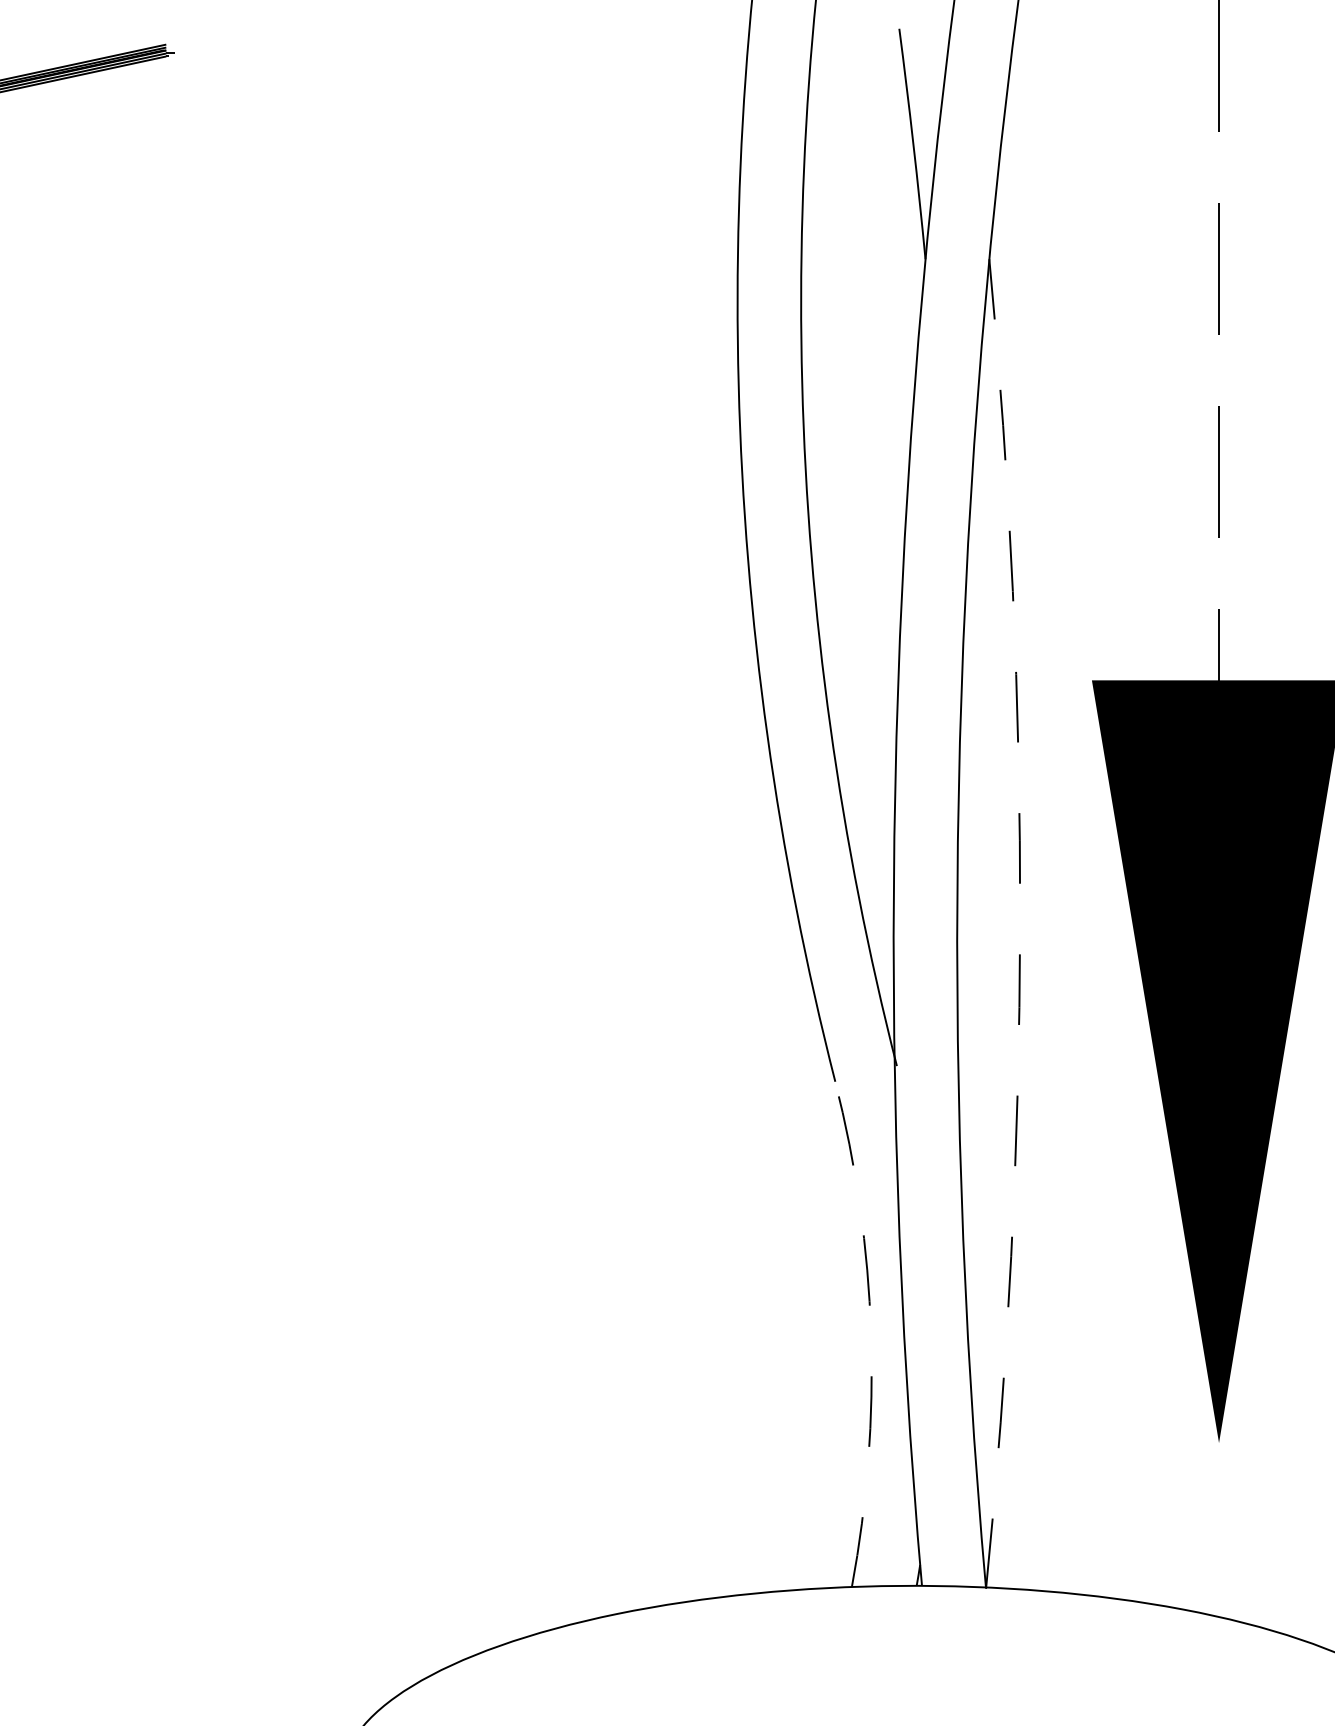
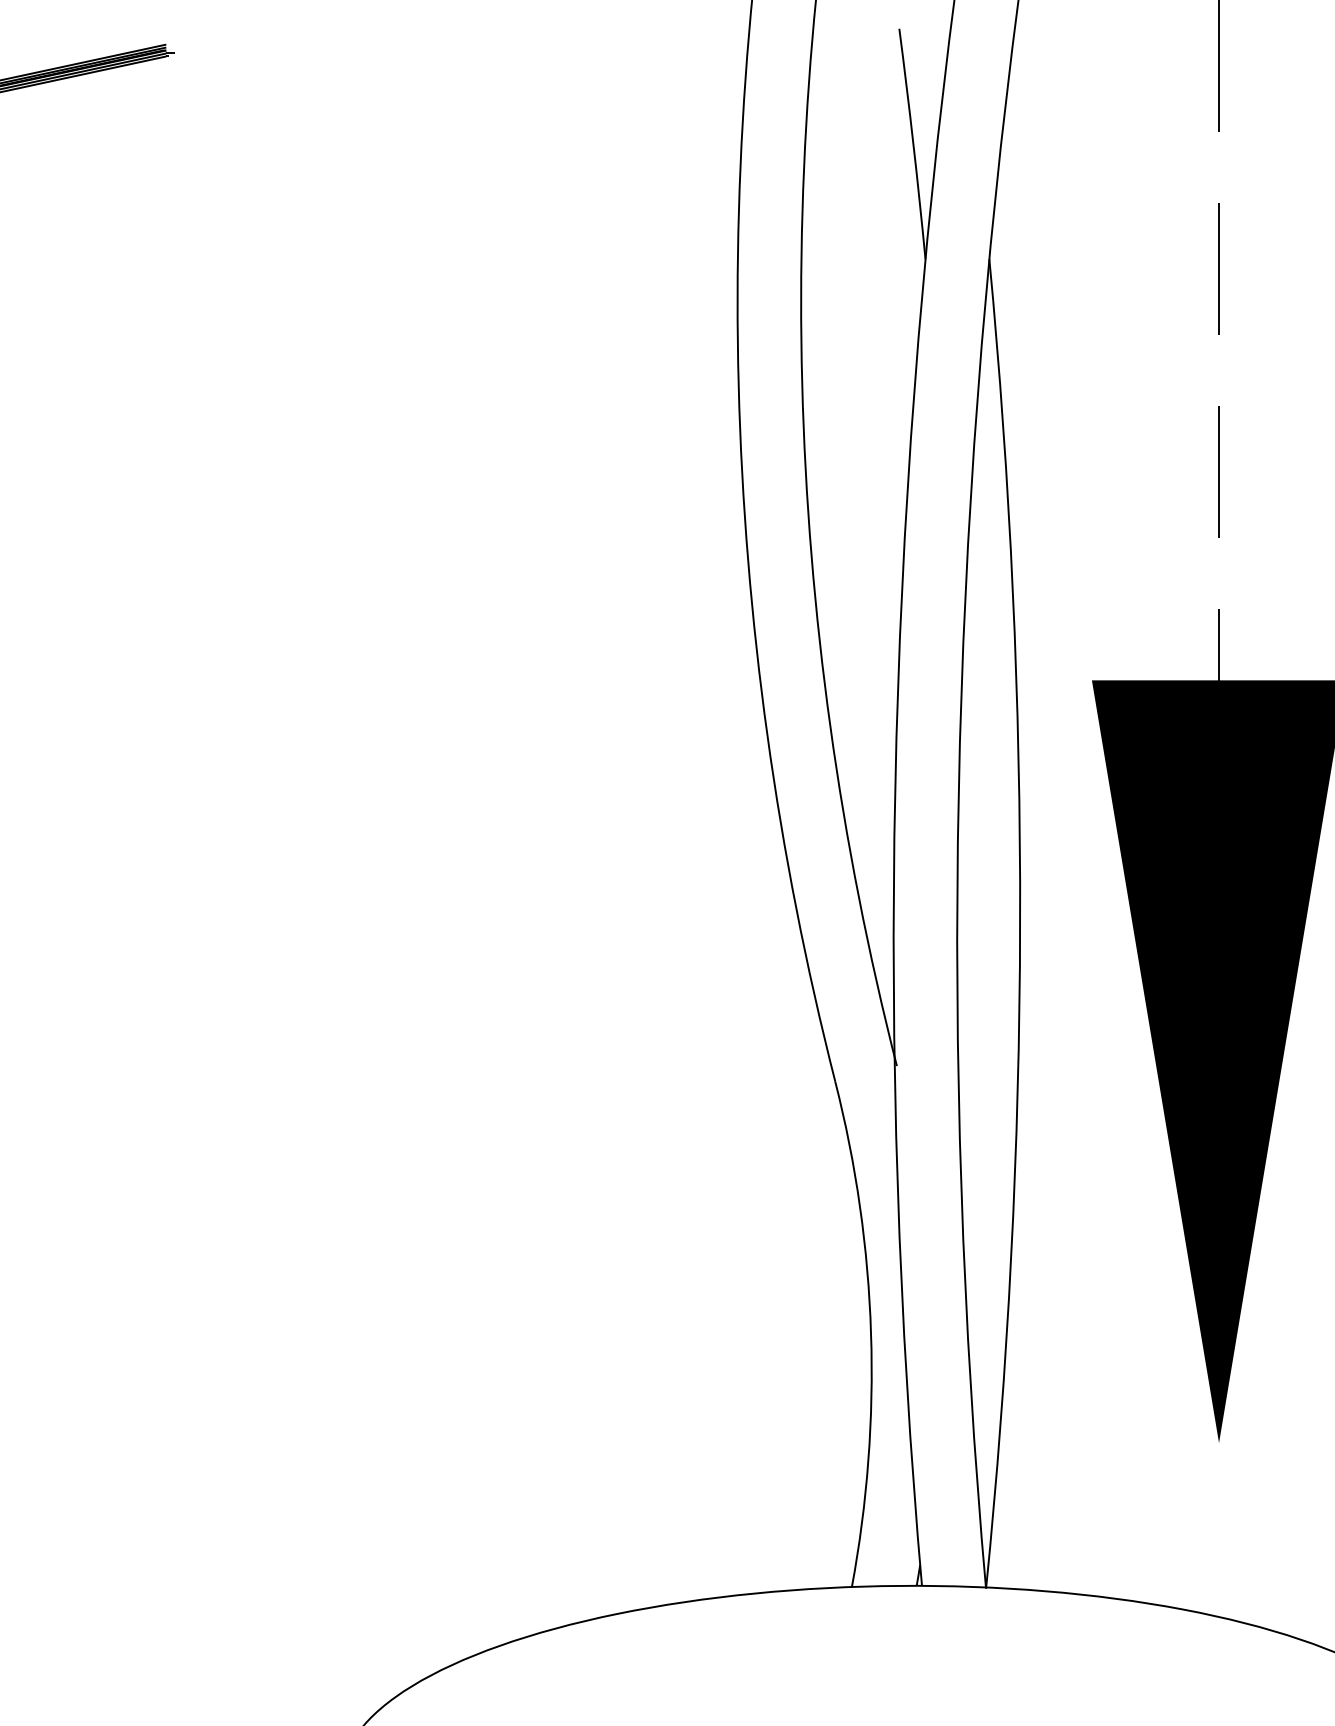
arc: dashed -> solid (1020, 924)
arc: dashed -> solid (871, 1333)
